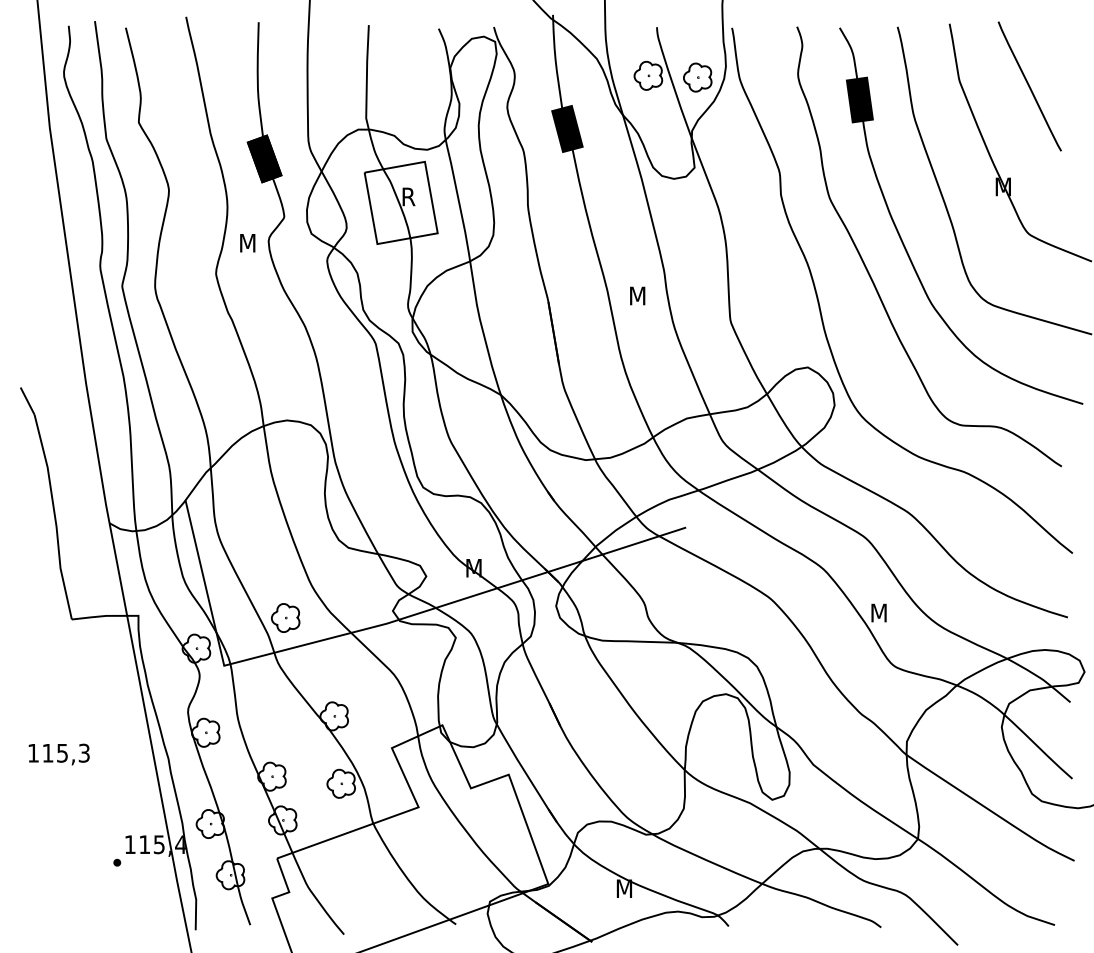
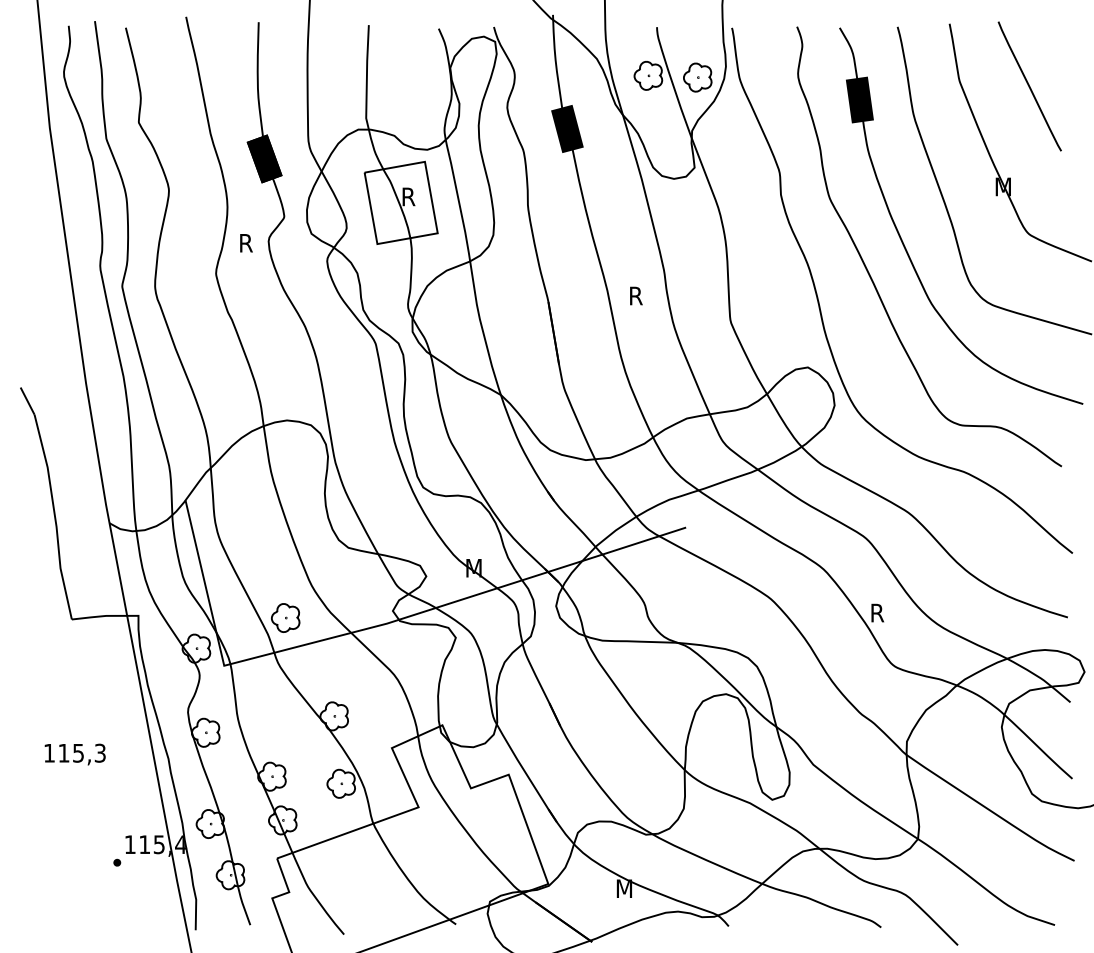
text: M -> R (248, 243)
text: M -> R (638, 295)
text: M -> R (879, 612)
text position: (58, 754) -> (74, 754) (74, 754)
